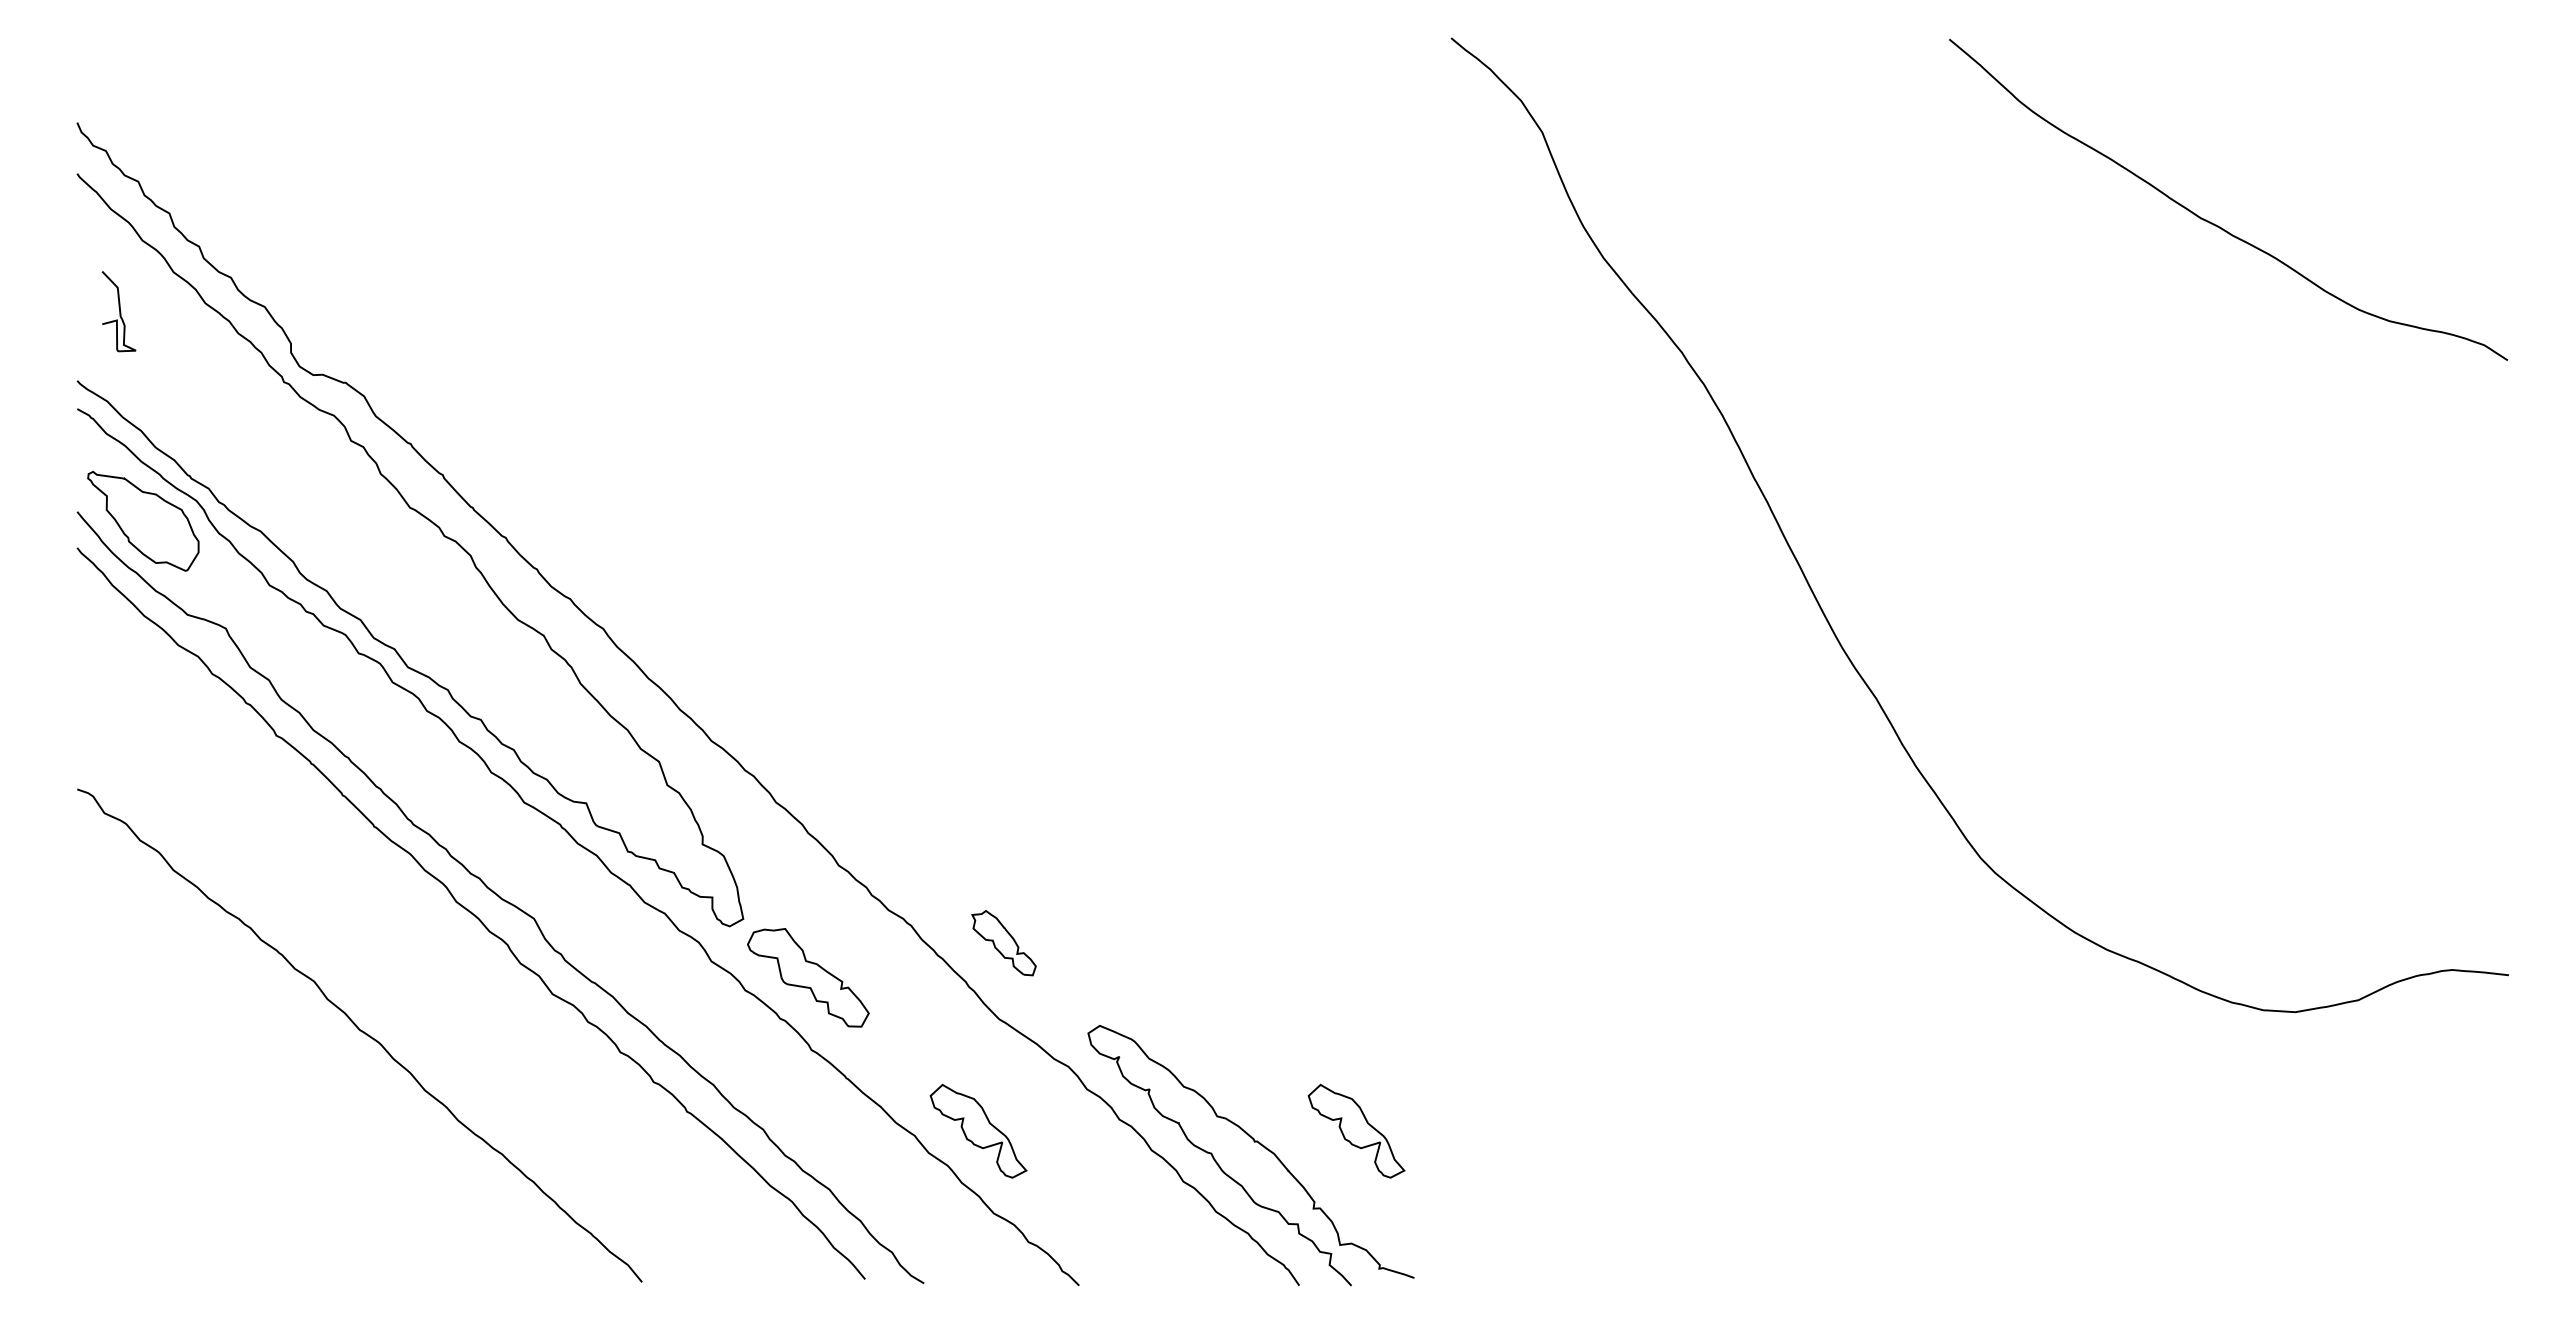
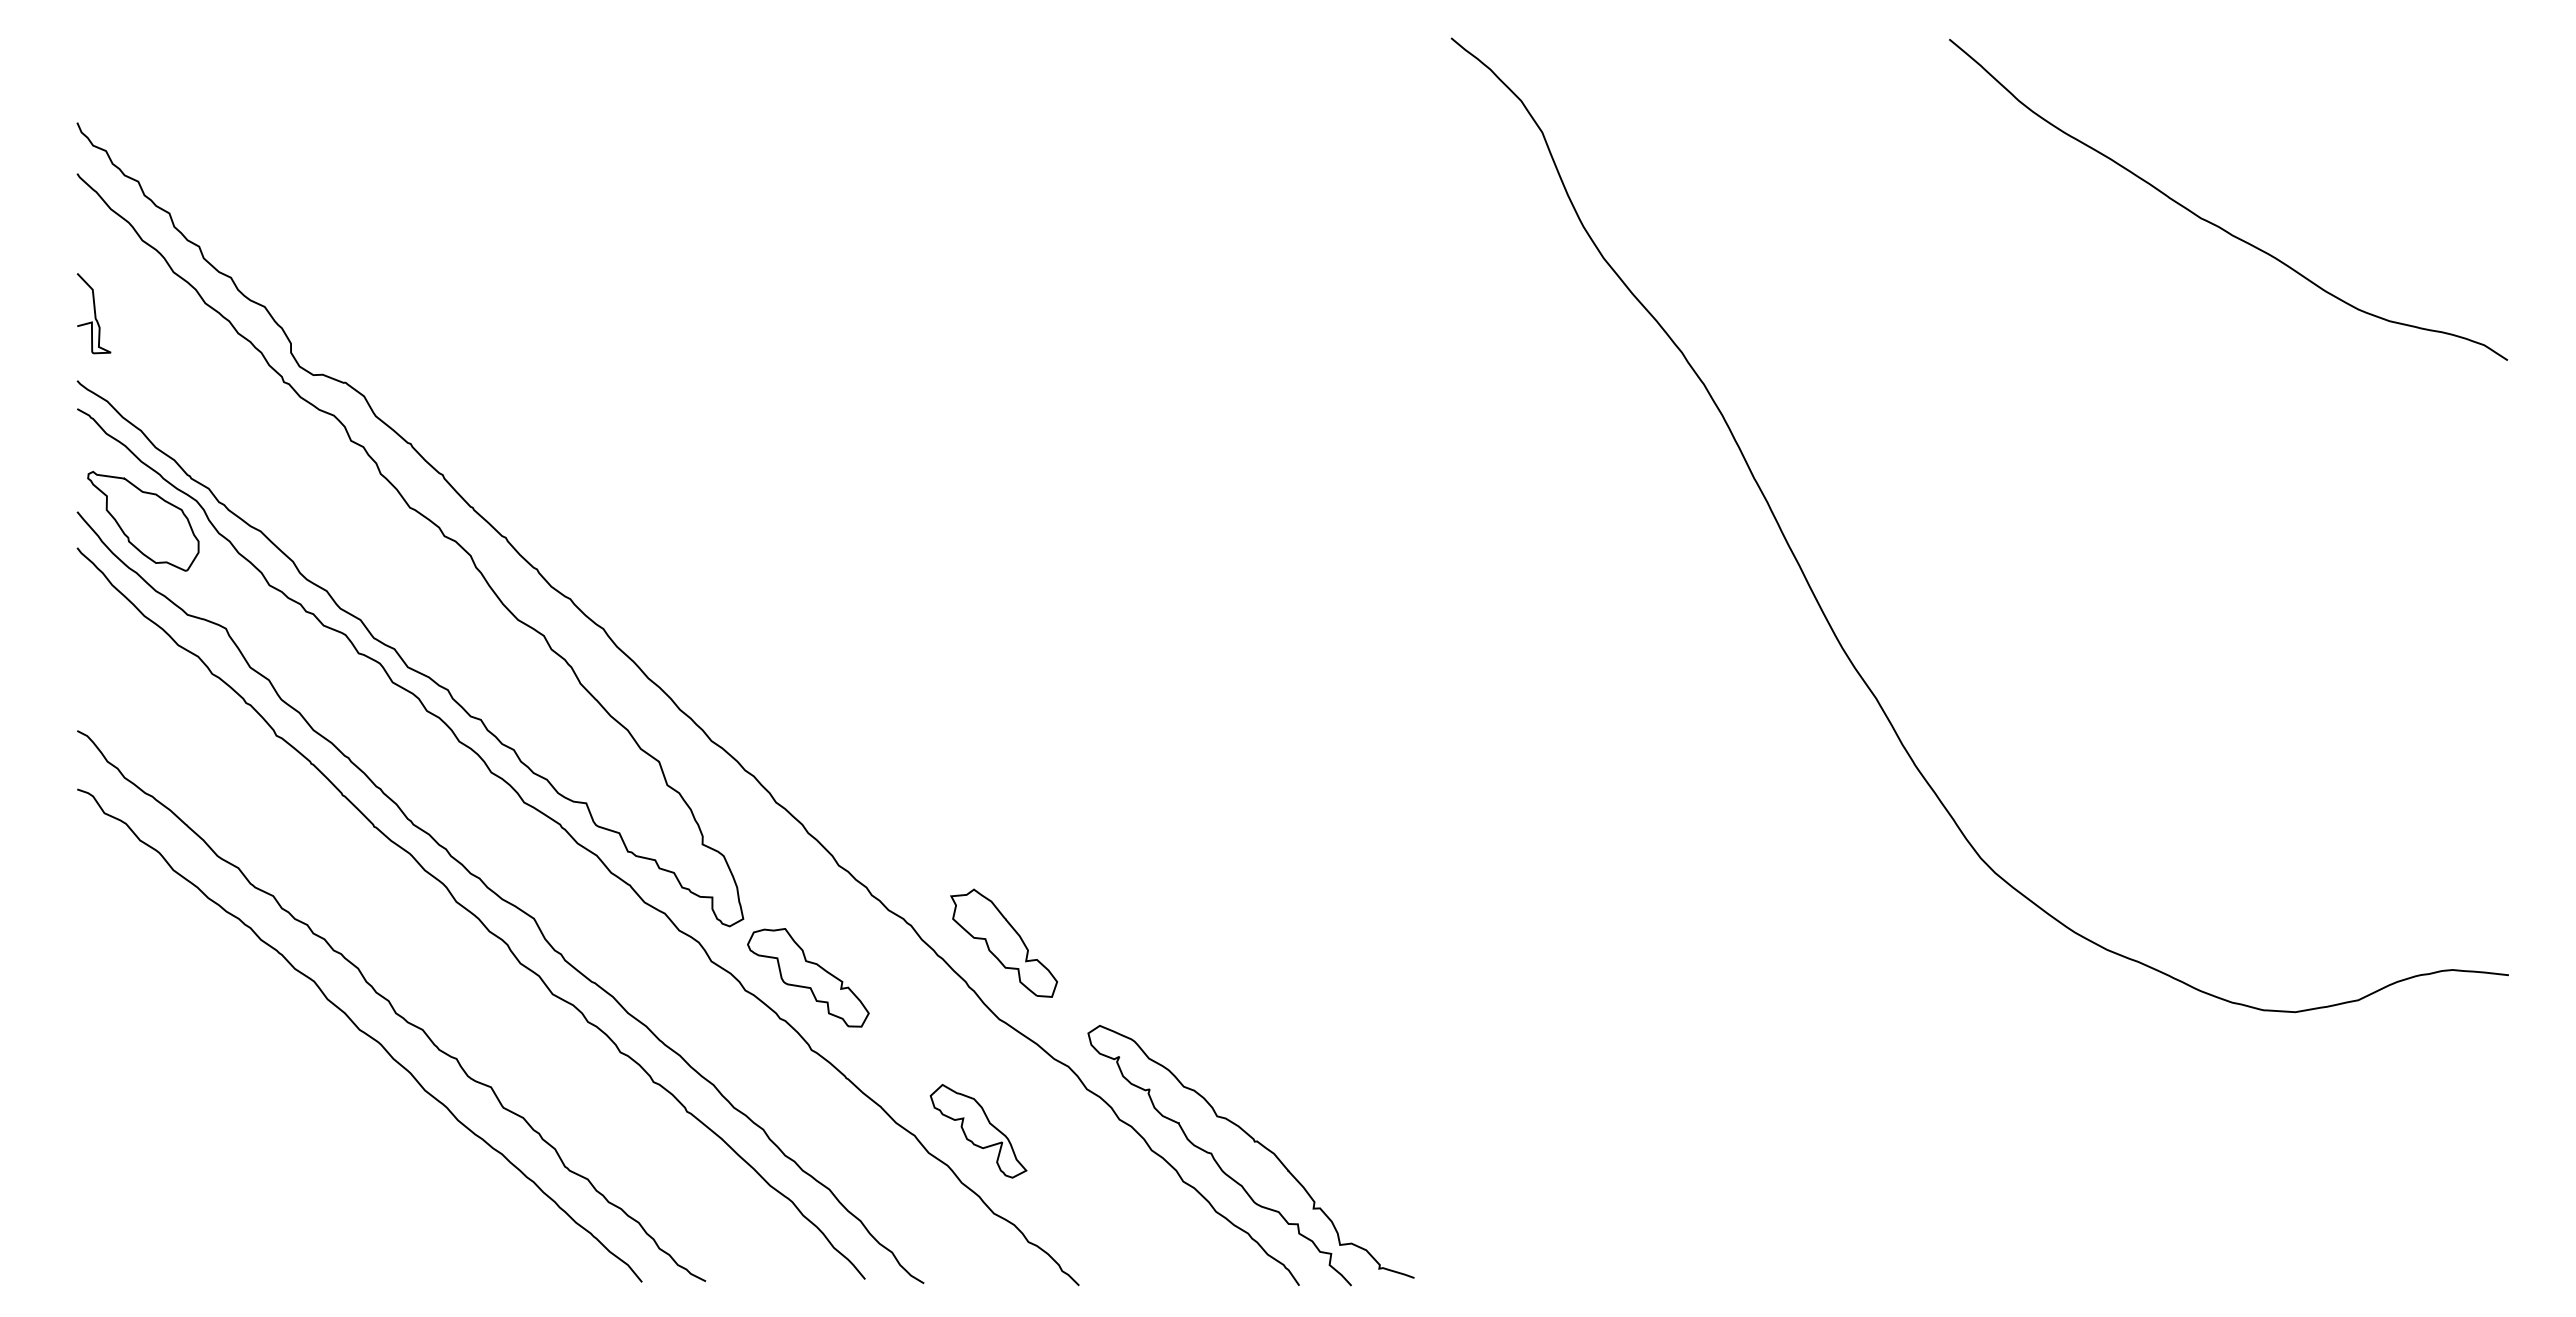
curve position: (119, 311) -> (94, 313) (94, 313)
part size: 66x67 px -> 108x110 px (1003, 942)
curve: none -> present (391, 1005)
part: present -> none (1356, 1130)
